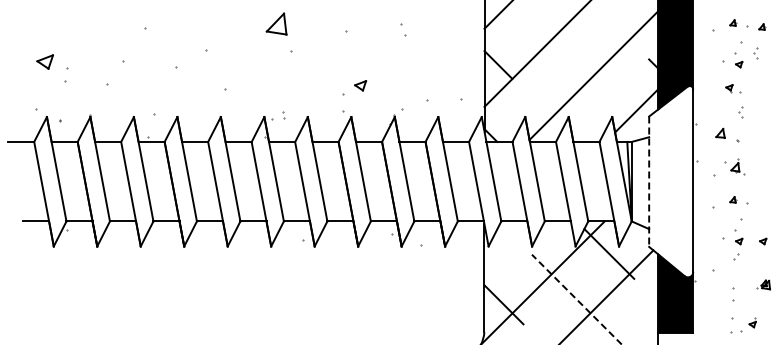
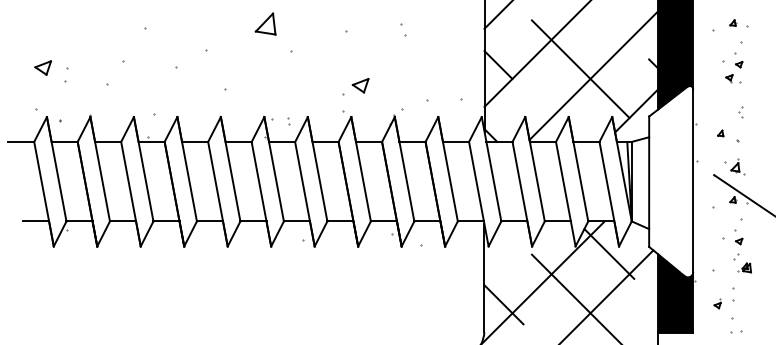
part position: (276, 23) -> (265, 23) (265, 23)
part: present -> none (762, 26)
part: present -> none (755, 53)
part position: (44, 61) -> (42, 67) (42, 67)
line: none -> present (580, 69)
part size: 13x12 px -> 19x16 px (360, 85)
part position: (733, 88) -> (733, 78) (733, 78)
part position: (283, 115) -> (288, 121) (288, 121)
part size: 11x12 px -> 8x9 px (720, 133)
line: dashed -> solid (649, 182)
line: none -> present (743, 194)
part: present -> none (763, 241)
part position: (763, 284) -> (744, 267) (744, 267)
line: dashed -> solid (576, 299)
part position: (752, 322) -> (717, 303) (717, 303)
